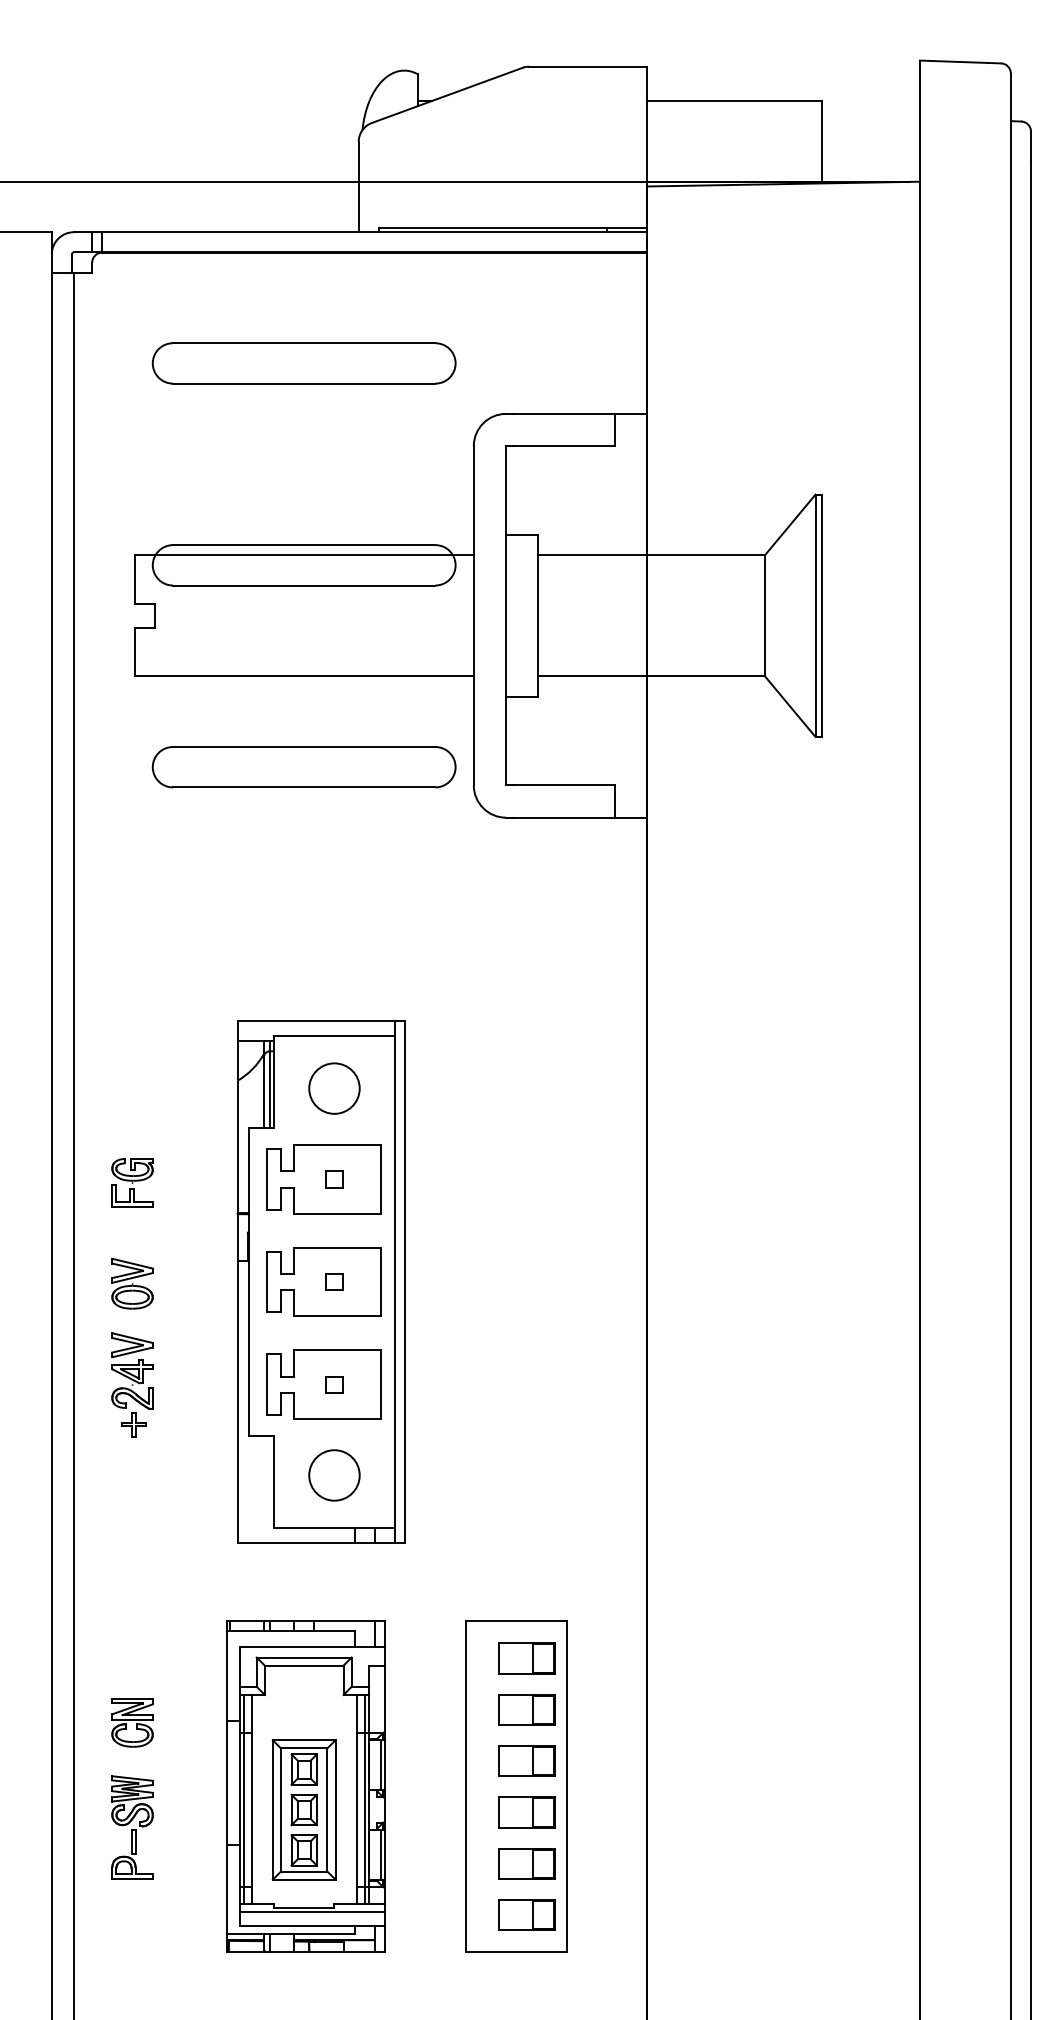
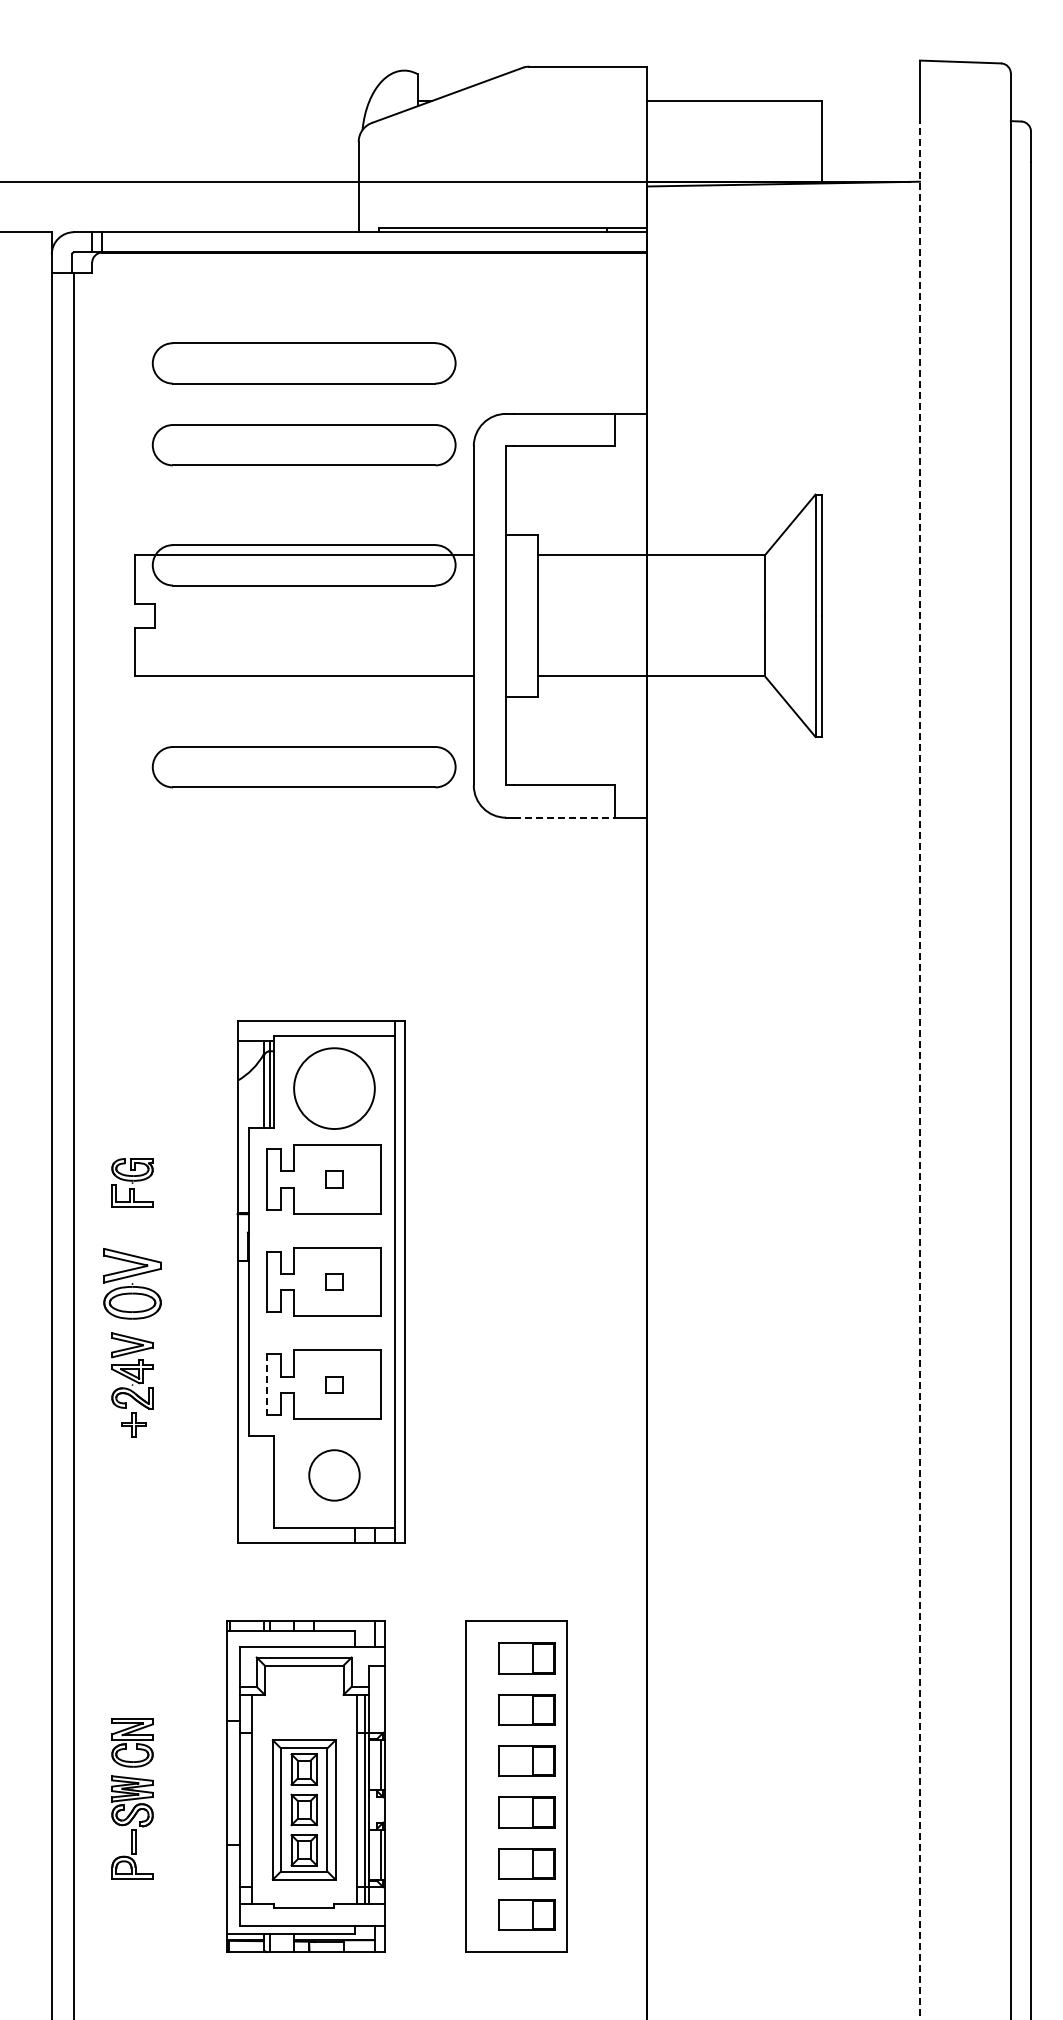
part: none -> present (303, 445)
line: solid -> dashed (565, 817)
line: solid -> dashed (919, 1070)
circle diameter: 50 px -> 81 px (334, 1088)
part size: 43x53 px -> 59x72 px (132, 1283)
line: solid -> dashed (266, 1385)
part position: (132, 1722) -> (132, 1742) (132, 1742)
line: present -> none (243, 1798)
line: present -> none (311, 1911)
